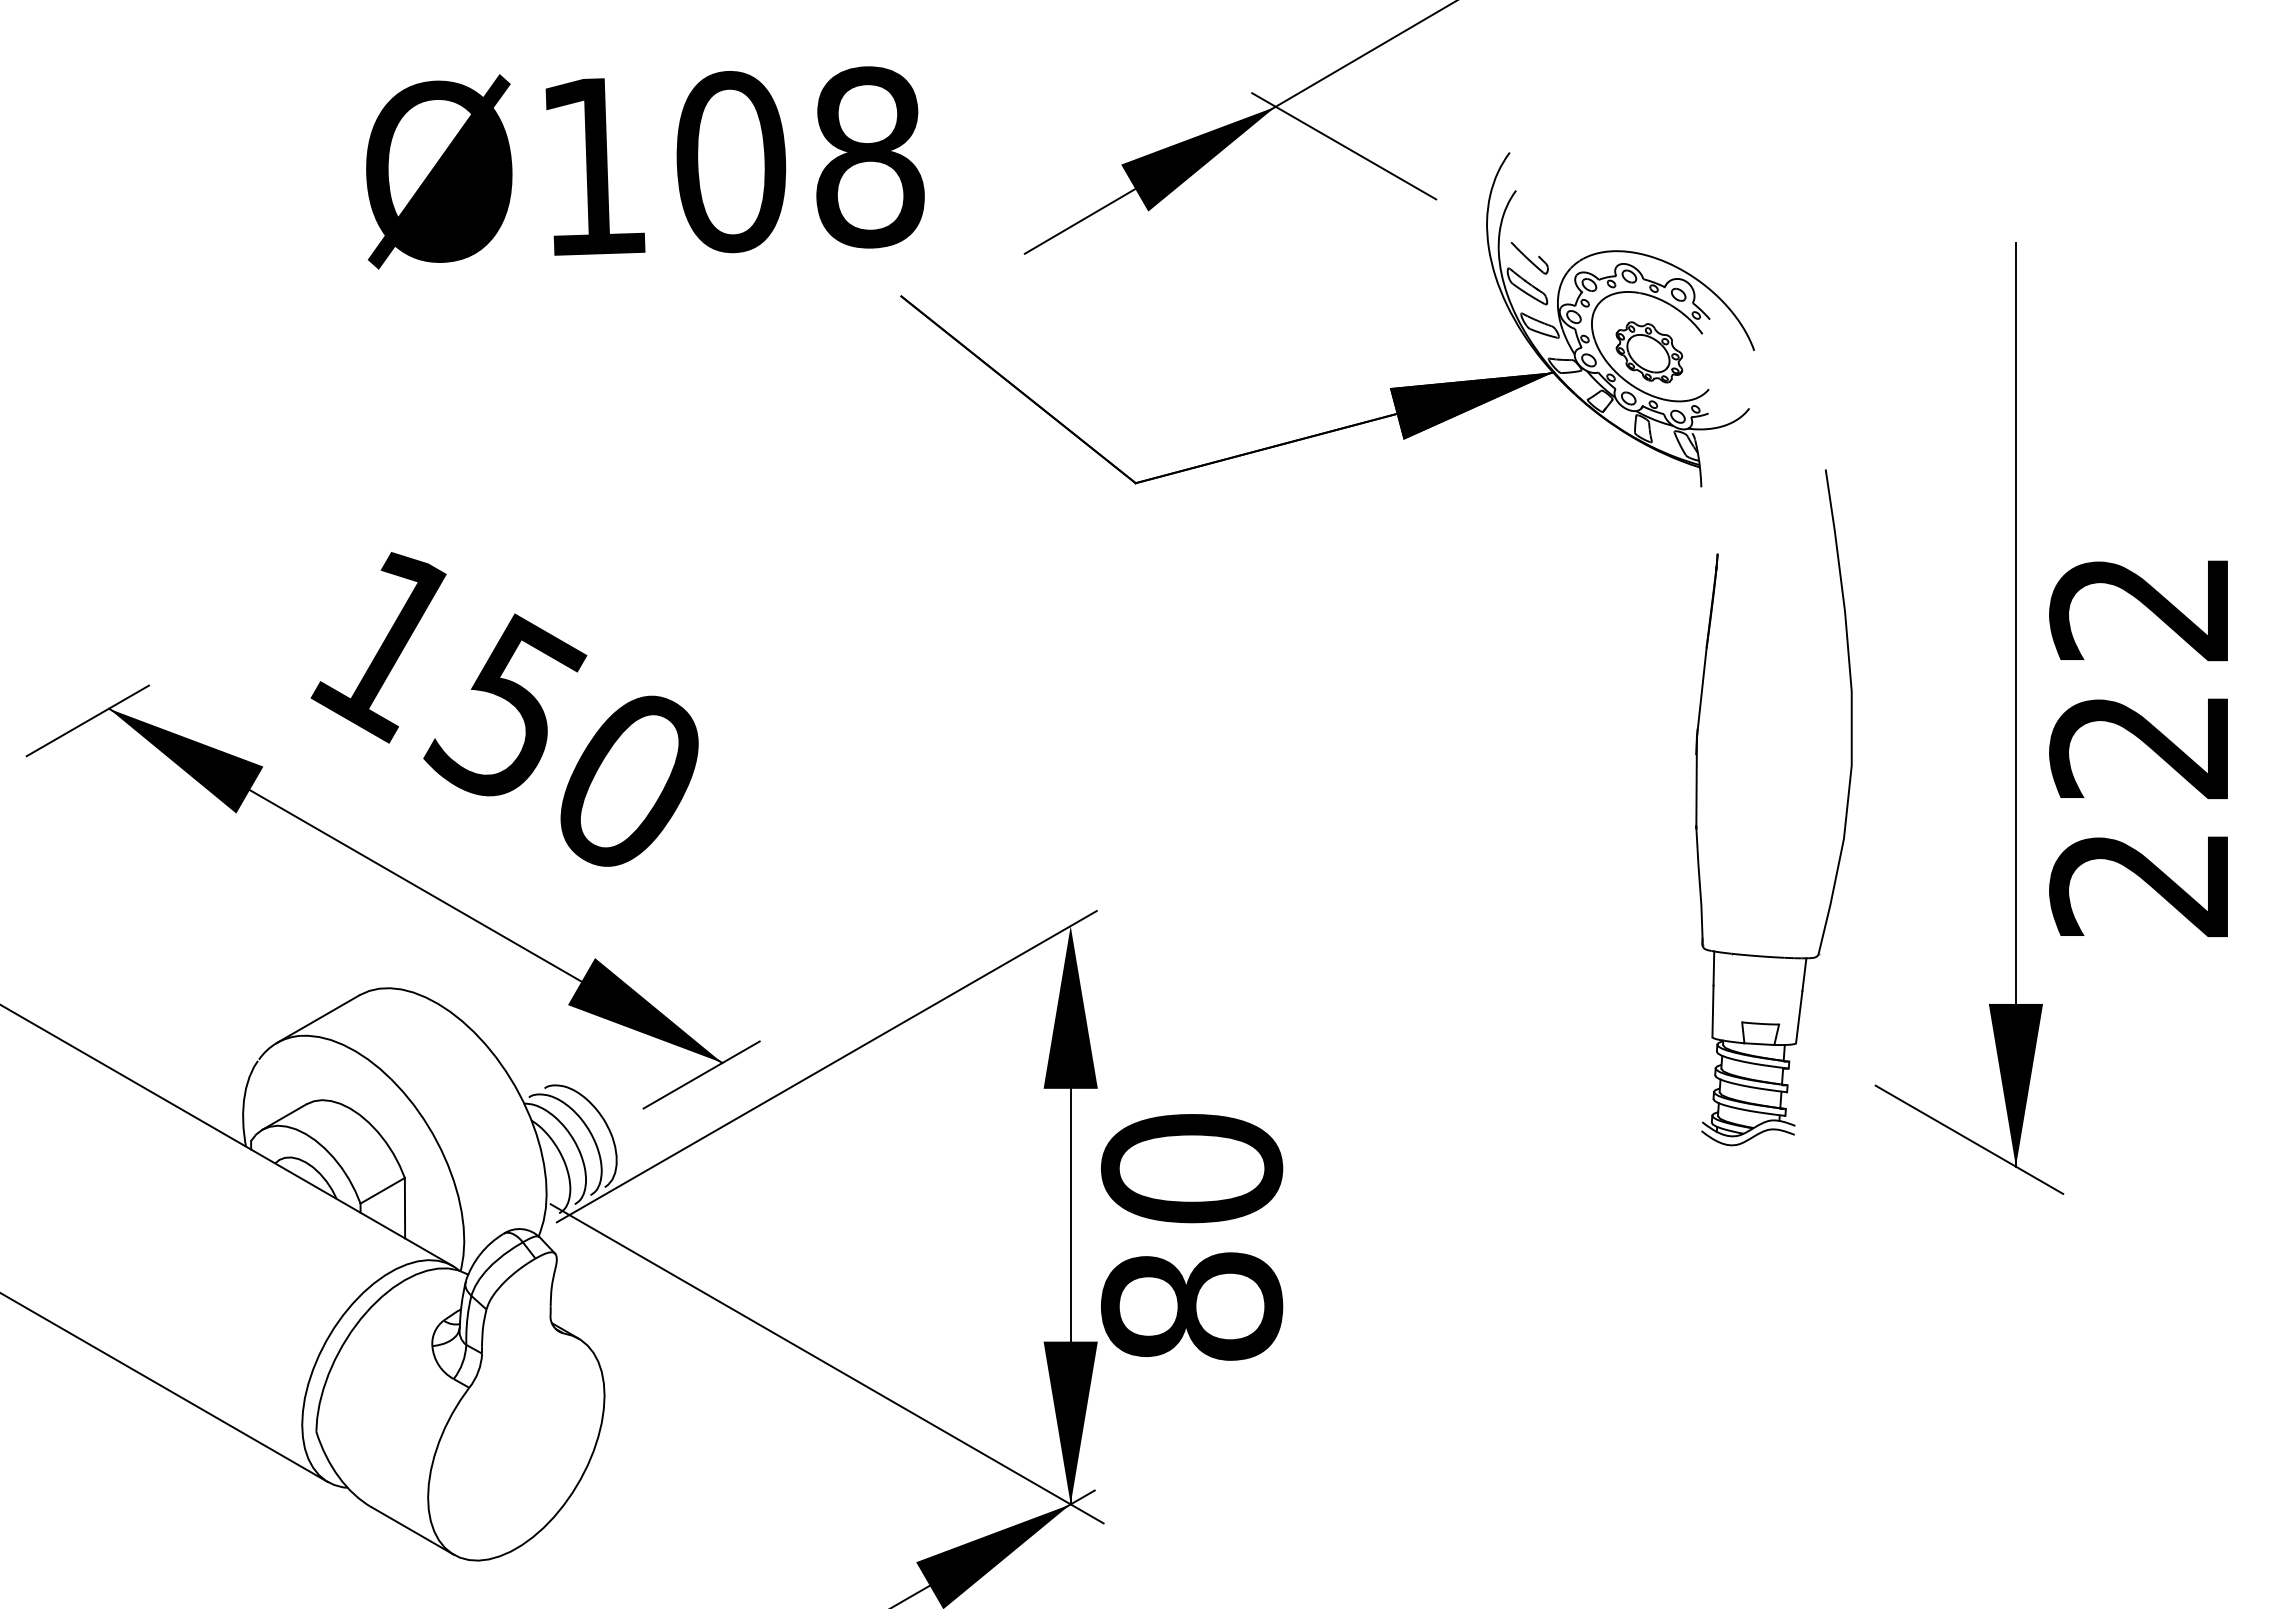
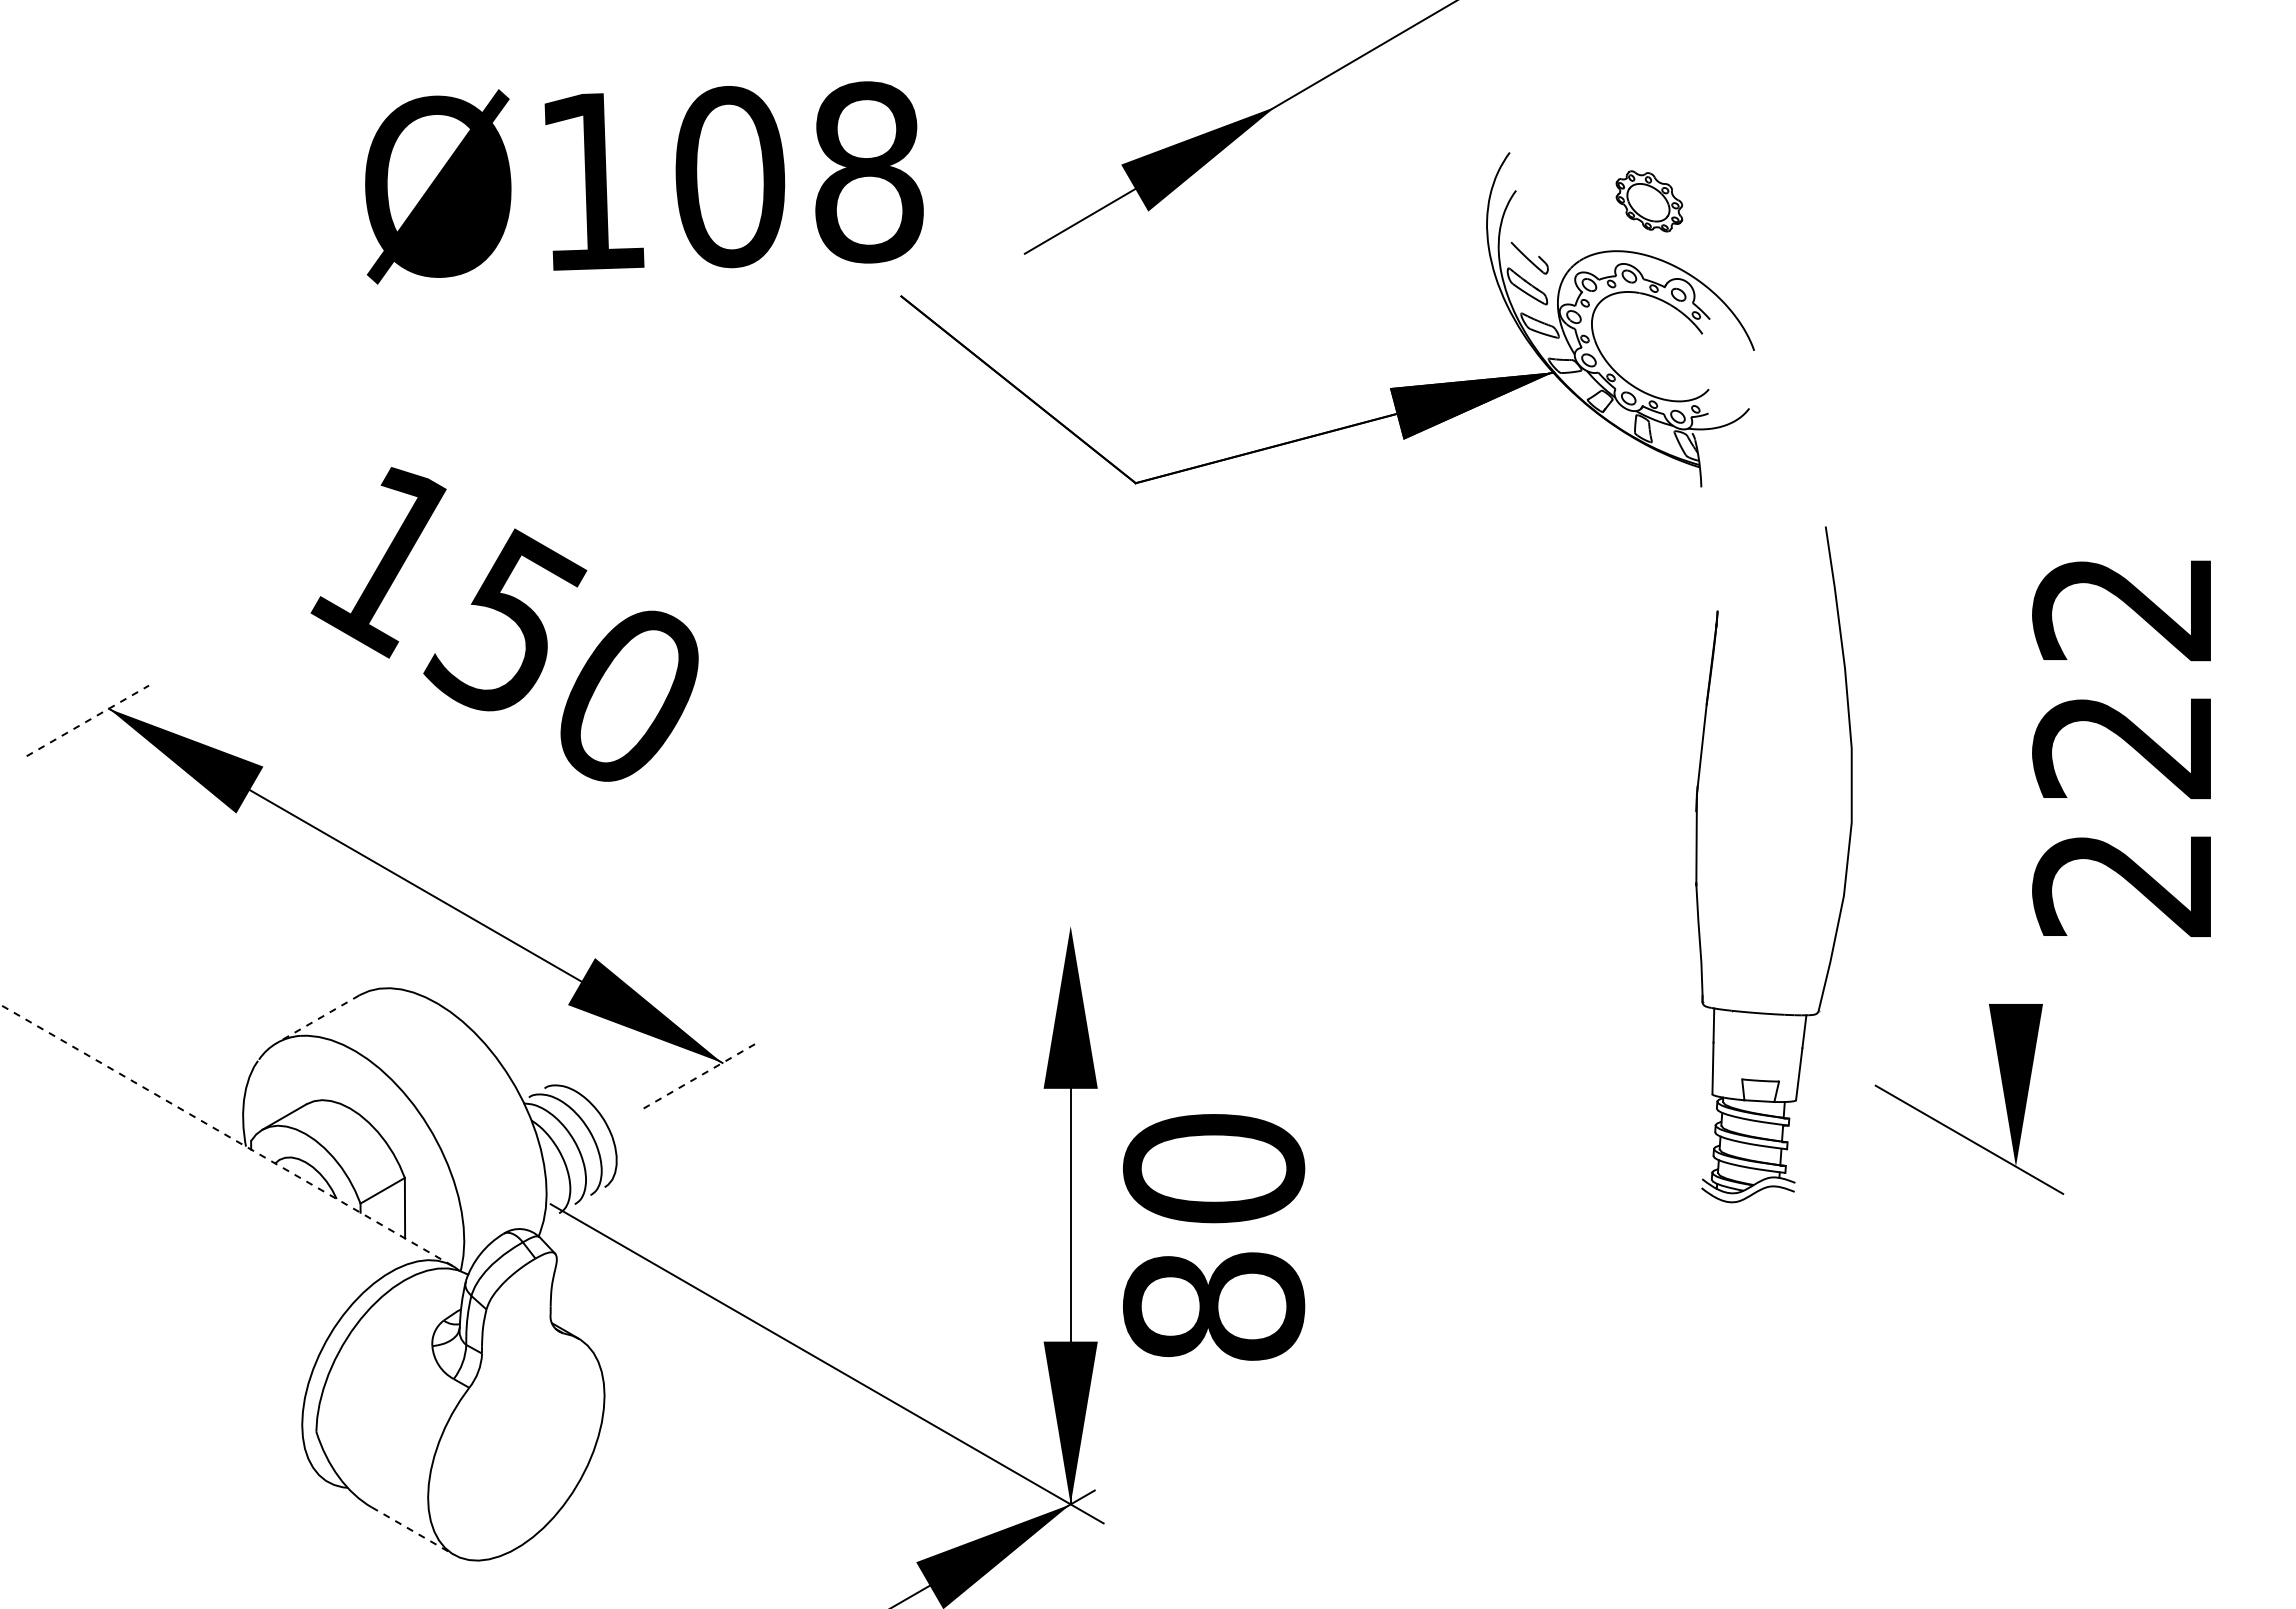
line: present -> none (1344, 146)
text position: (645, 167) -> (644, 182) (644, 182)
part position: (1649, 352) -> (1649, 201) (1649, 201)
line: present -> none (2015, 704)
text position: (504, 709) -> (504, 624) (504, 624)
line: solid -> dashed (87, 720)
text position: (2138, 748) -> (2121, 748) (2121, 748)
part position: (1845, 812) -> (1845, 869) (1845, 869)
line: solid -> dashed (318, 1019)
line: present -> none (826, 1066)
line: solid -> dashed (702, 1074)
line: solid -> dashed (226, 1135)
text position: (1192, 1237) -> (1214, 1237) (1214, 1237)
line: present -> none (165, 1388)
line: solid -> dashed (413, 1531)
